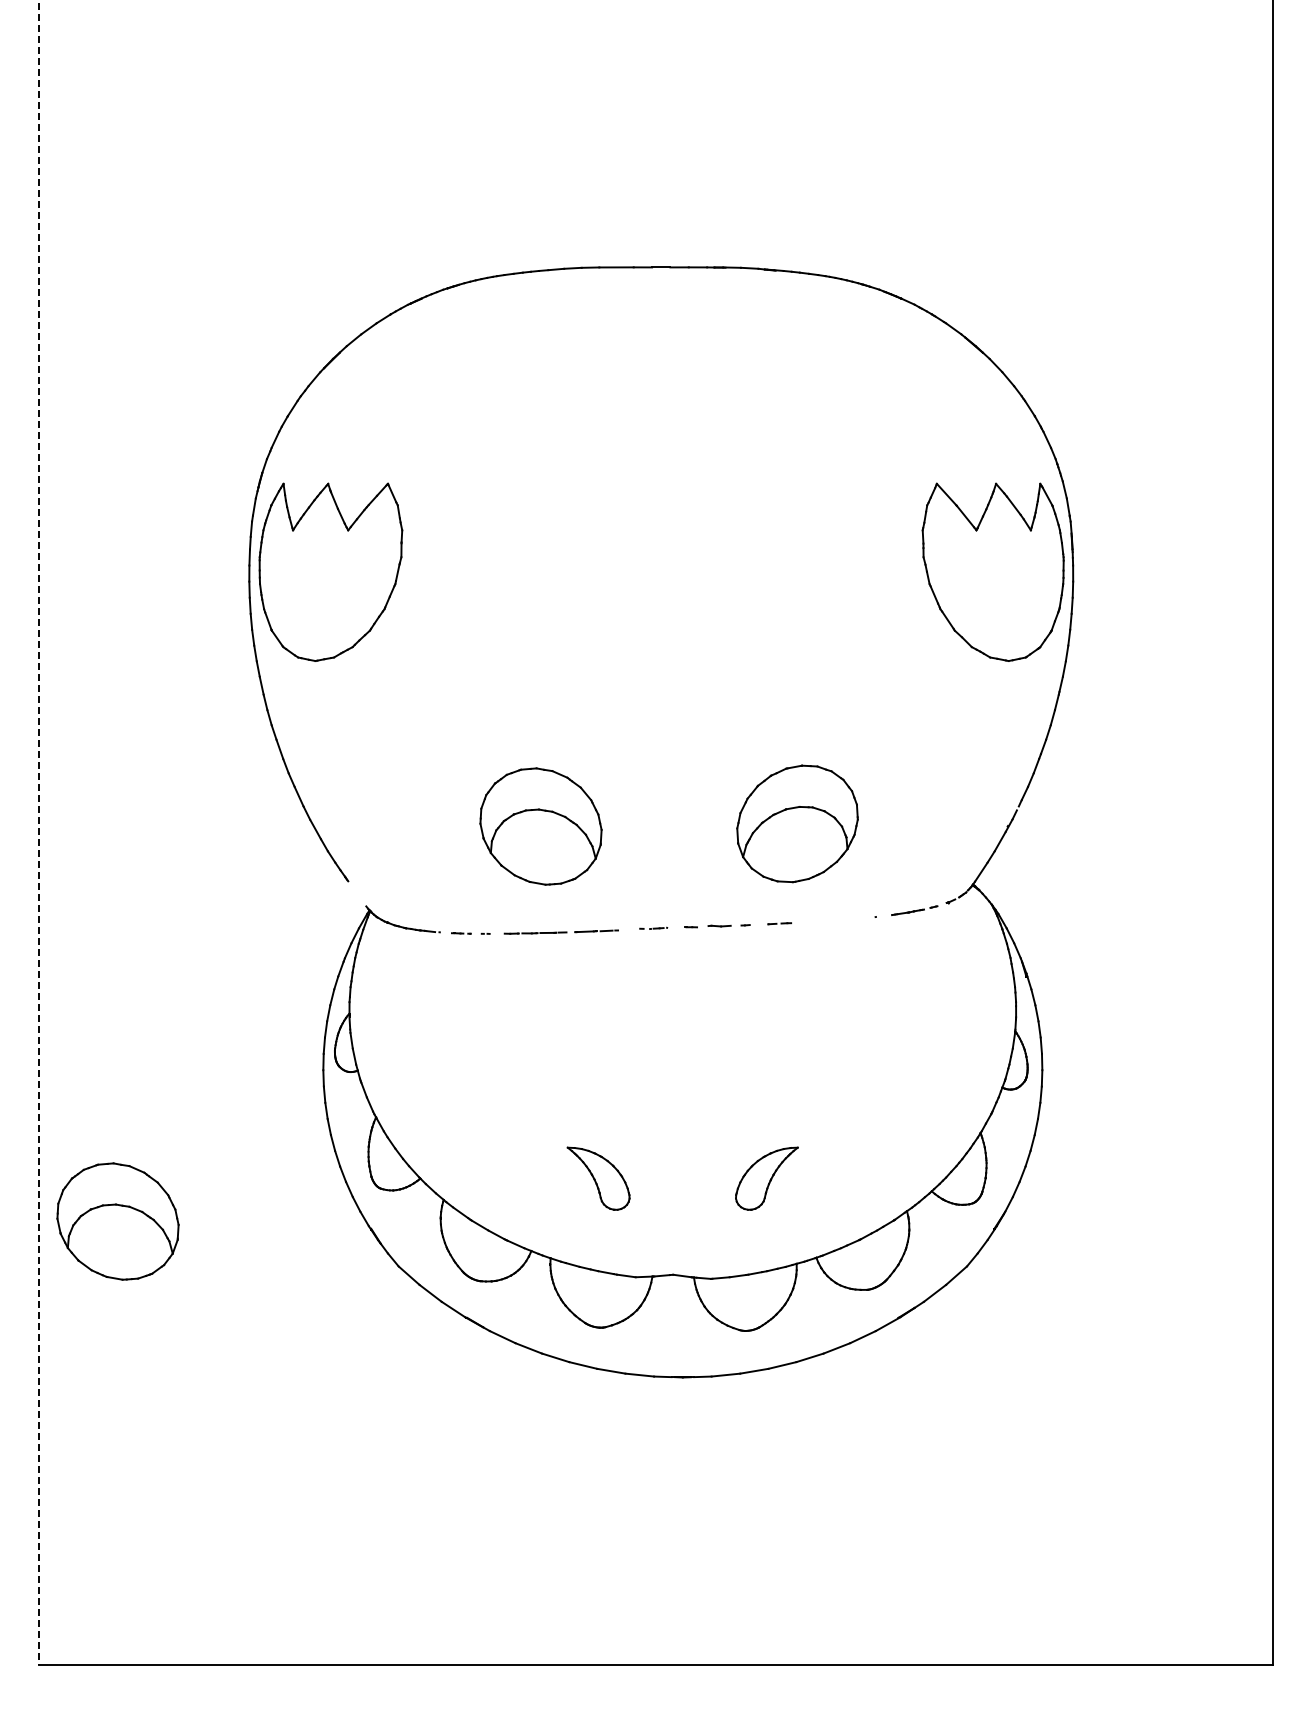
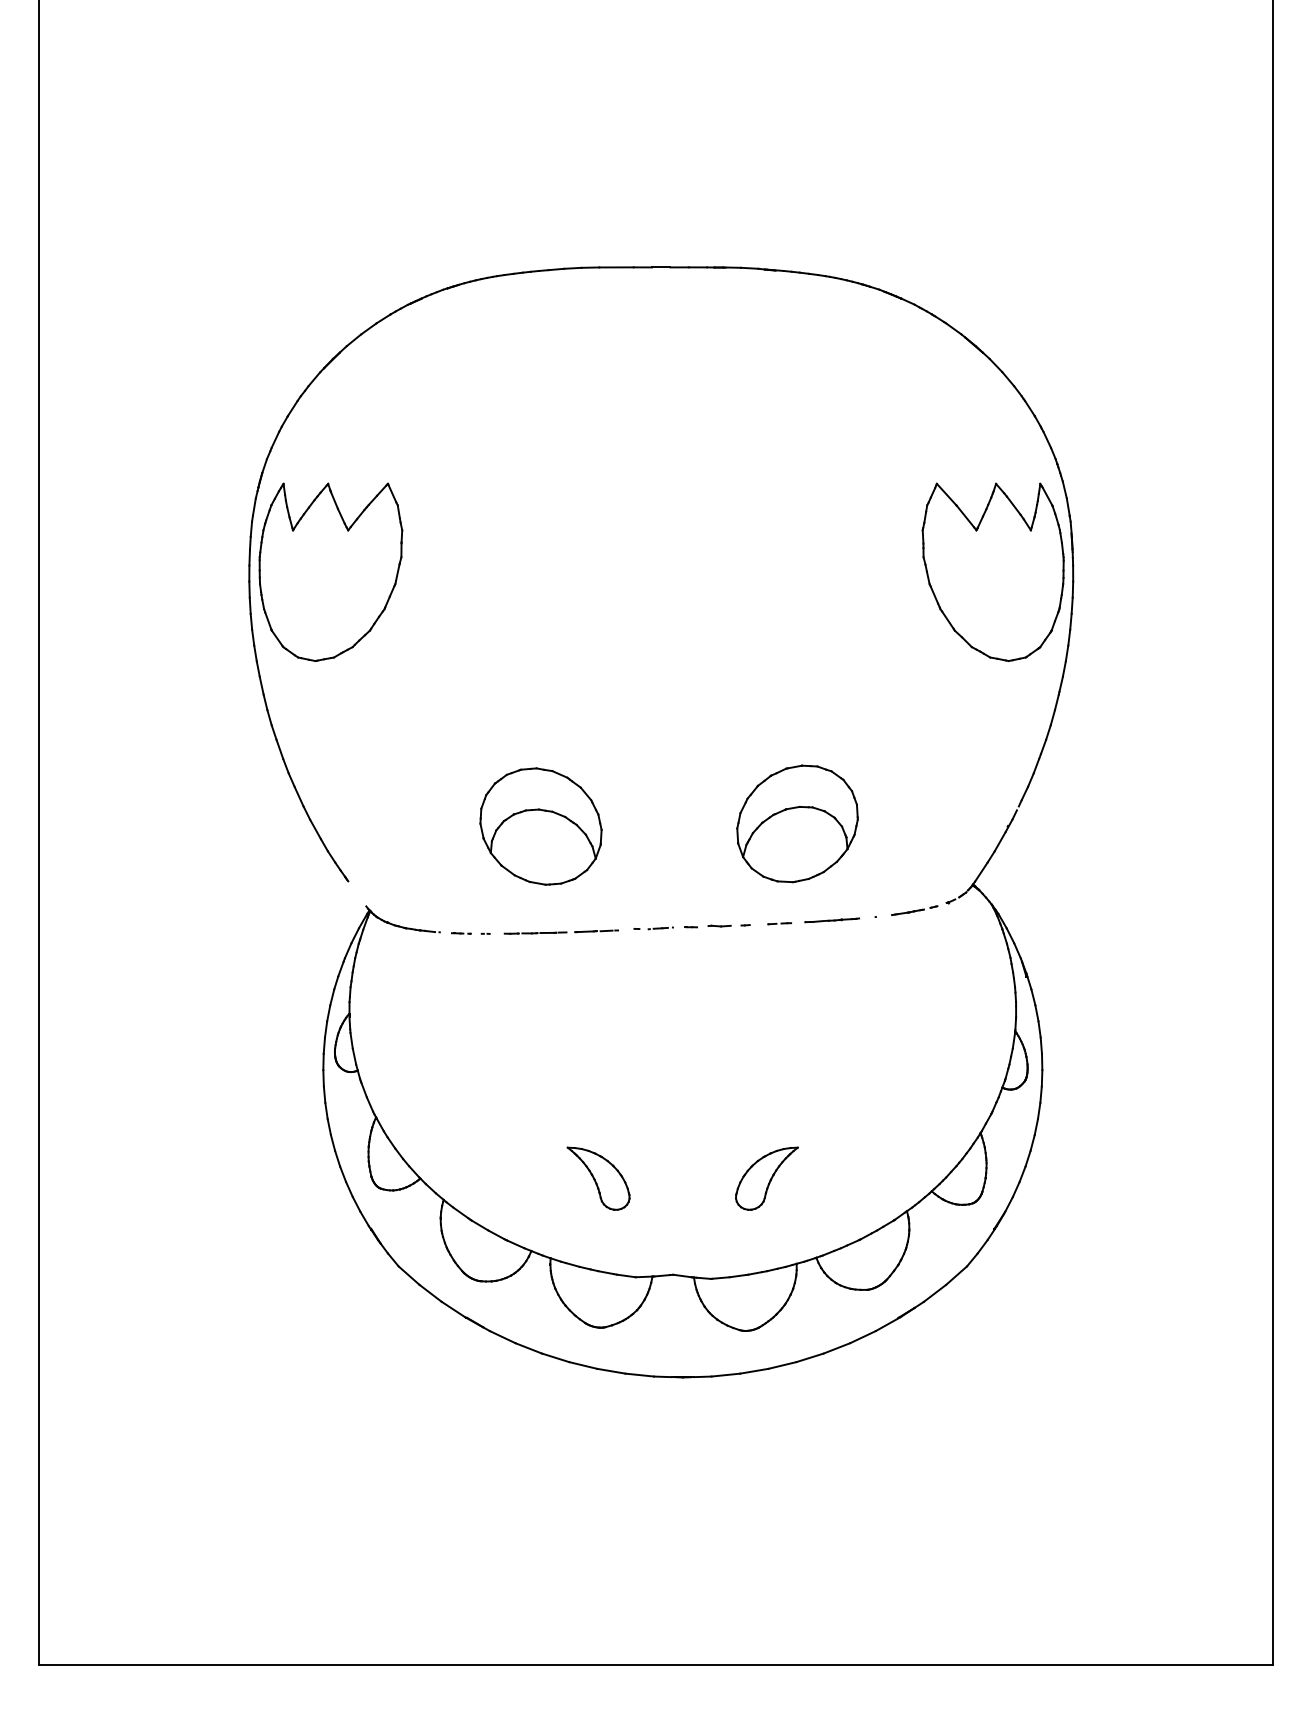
line: dashed -> solid (39, 832)
line: none -> present (832, 920)
part size: 30x4 px -> 41x5 px (653, 928)
part: present -> none (117, 1221)
